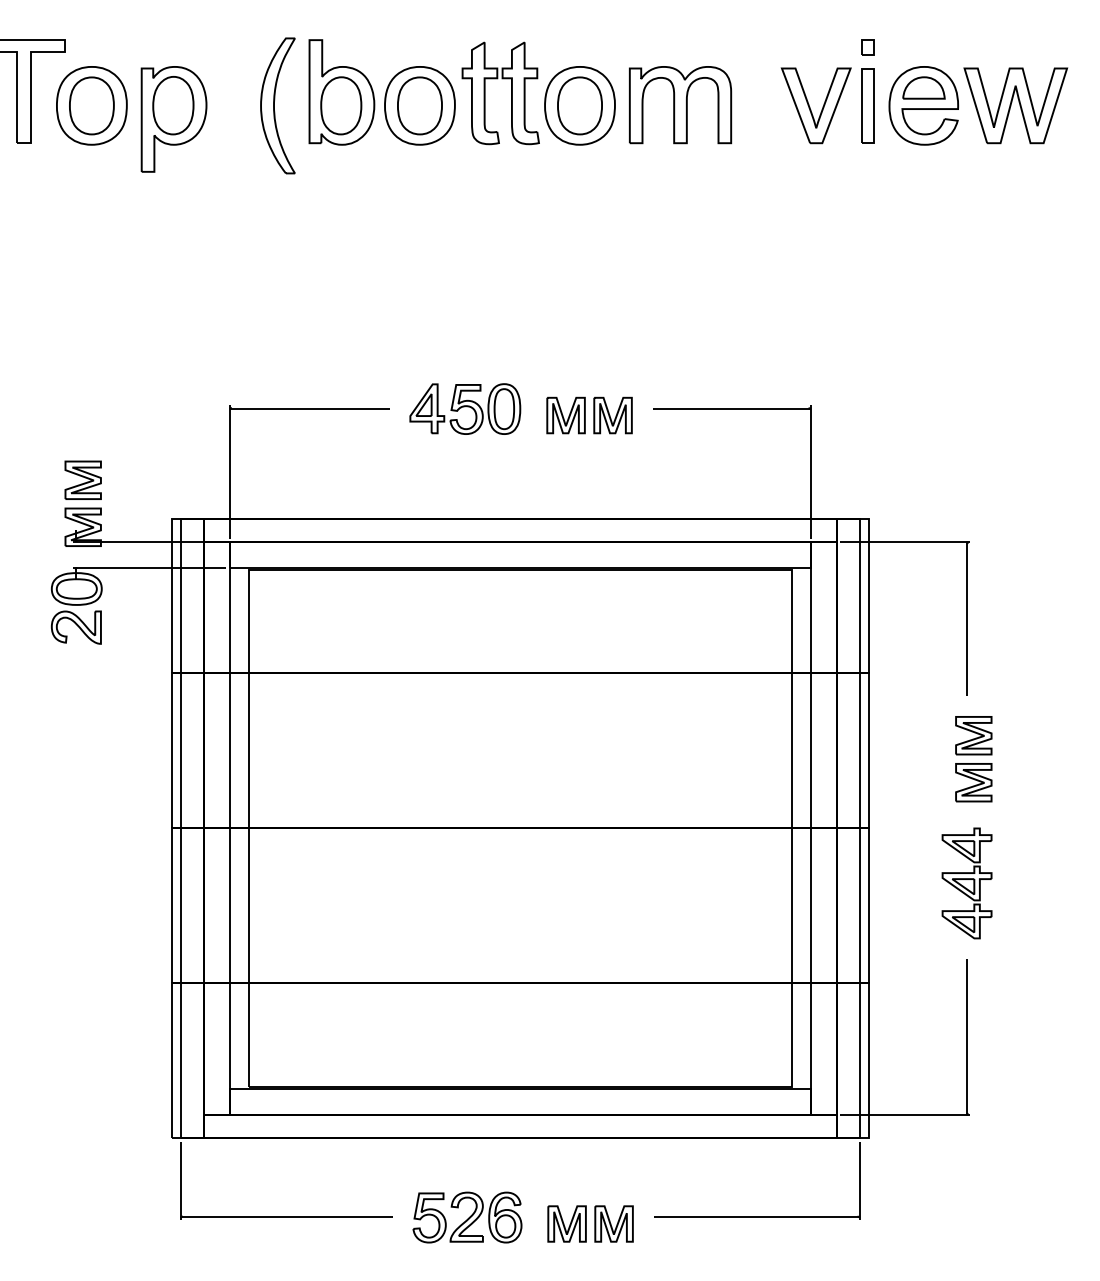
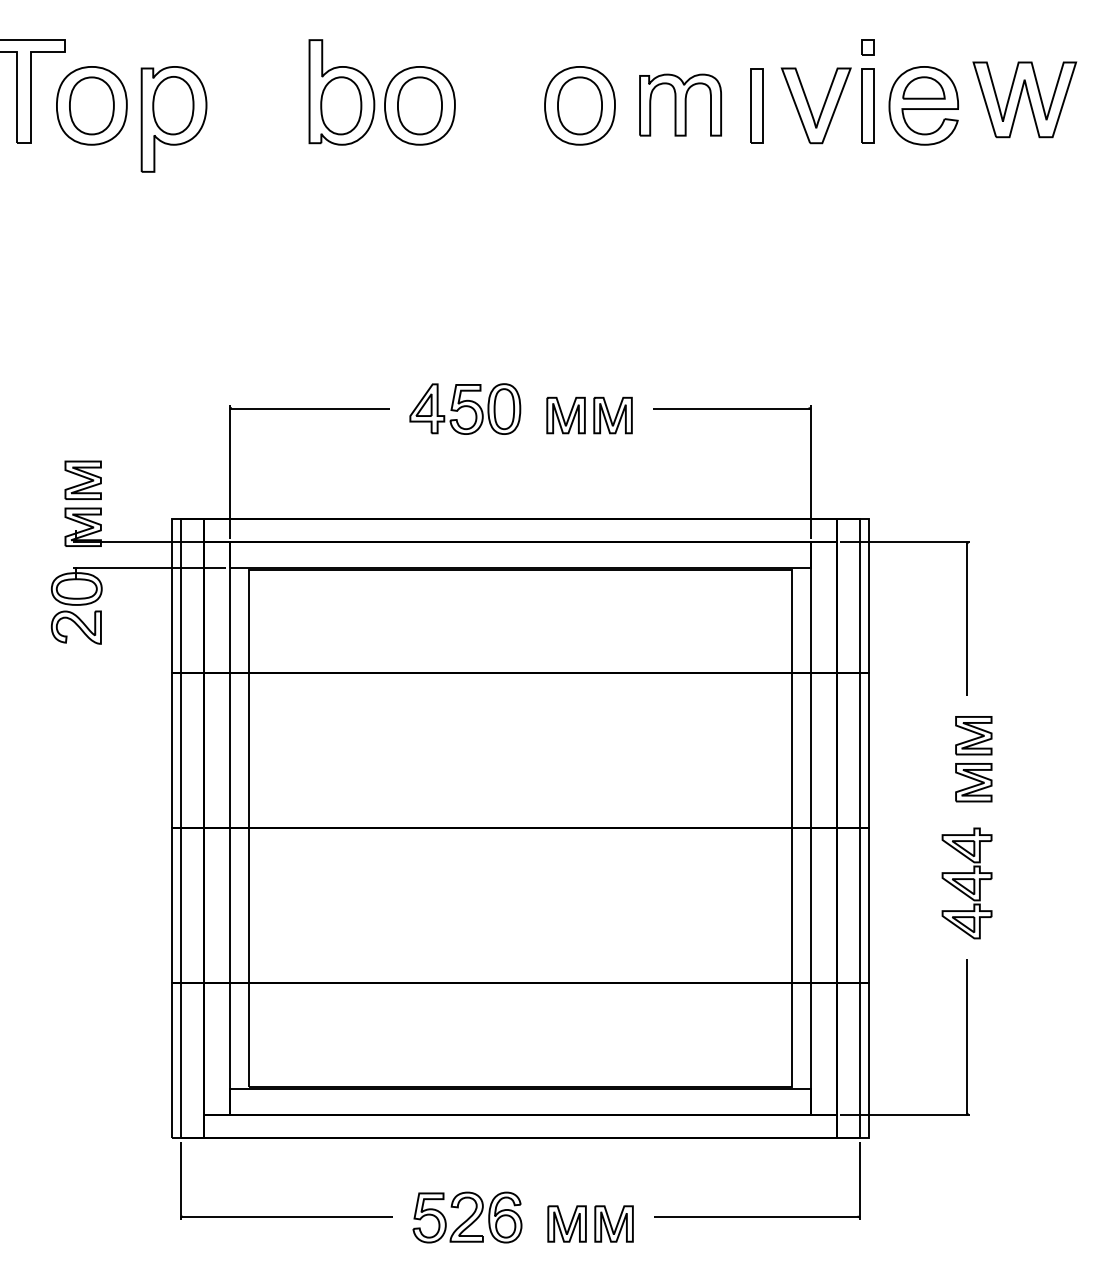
part: present -> none (511, 93)
part: present -> none (277, 105)
part size: 104x79 px -> 83x64 px (680, 104)
part: none -> present (756, 105)
part position: (1015, 105) -> (1024, 99) (1024, 99)
